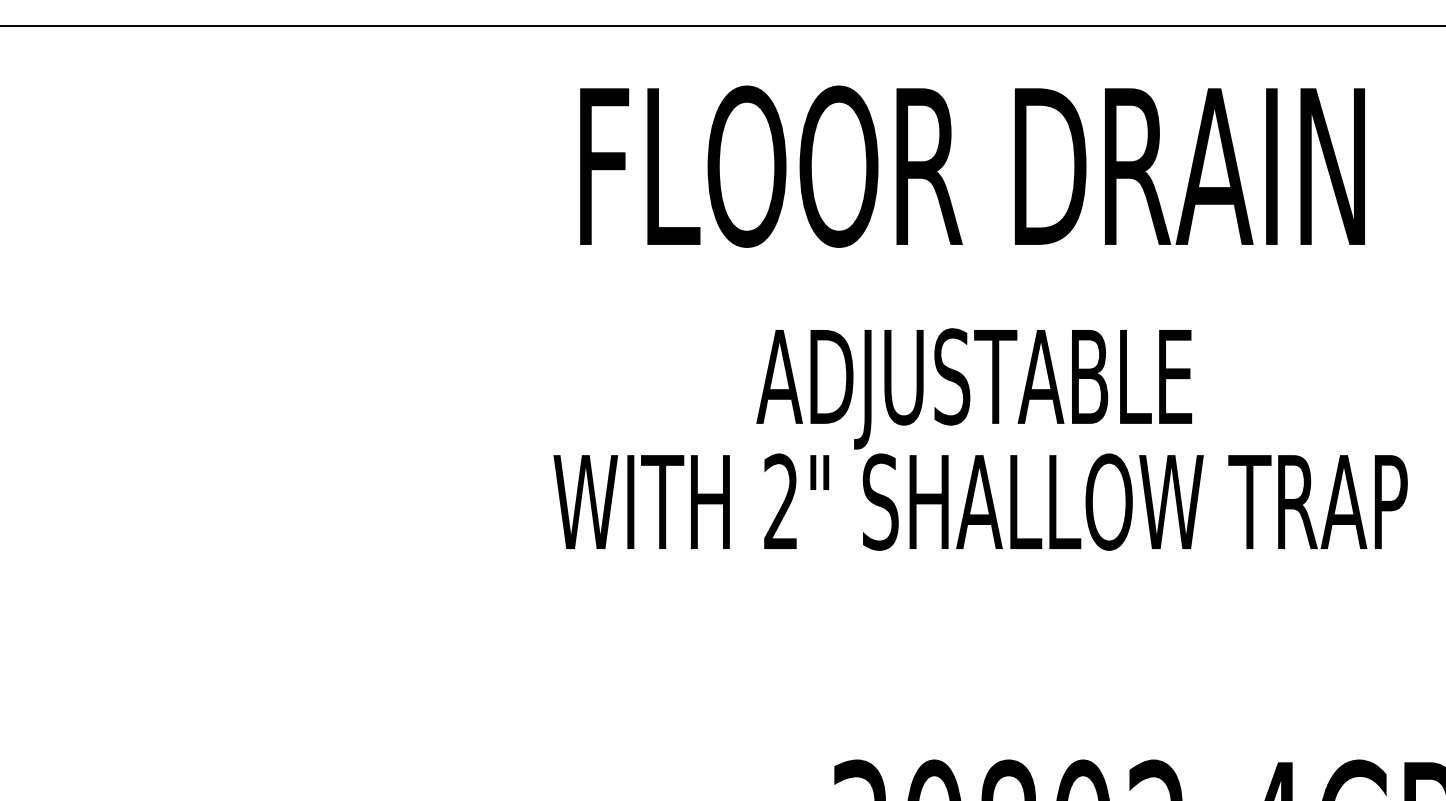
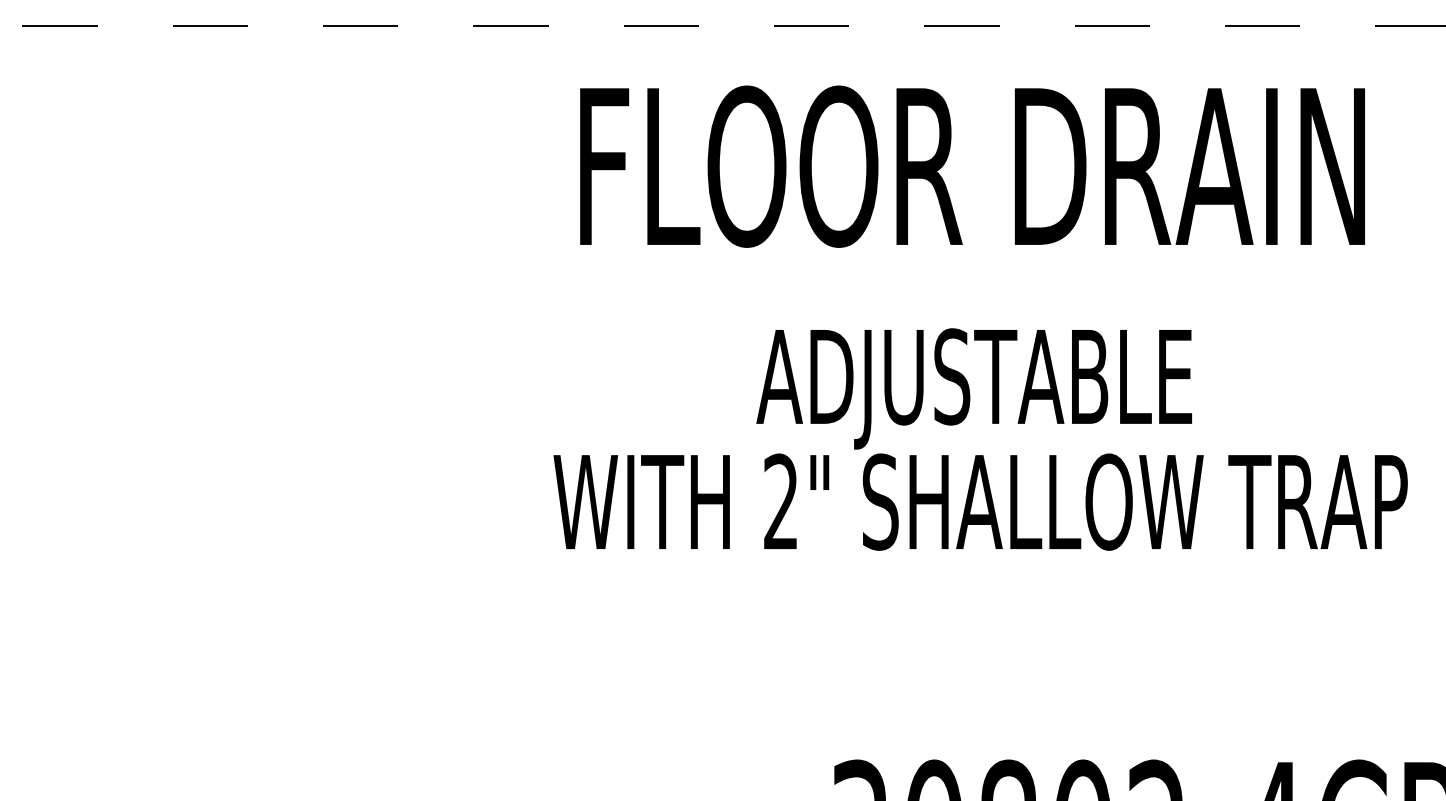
line: solid -> dashed (722, 25)
